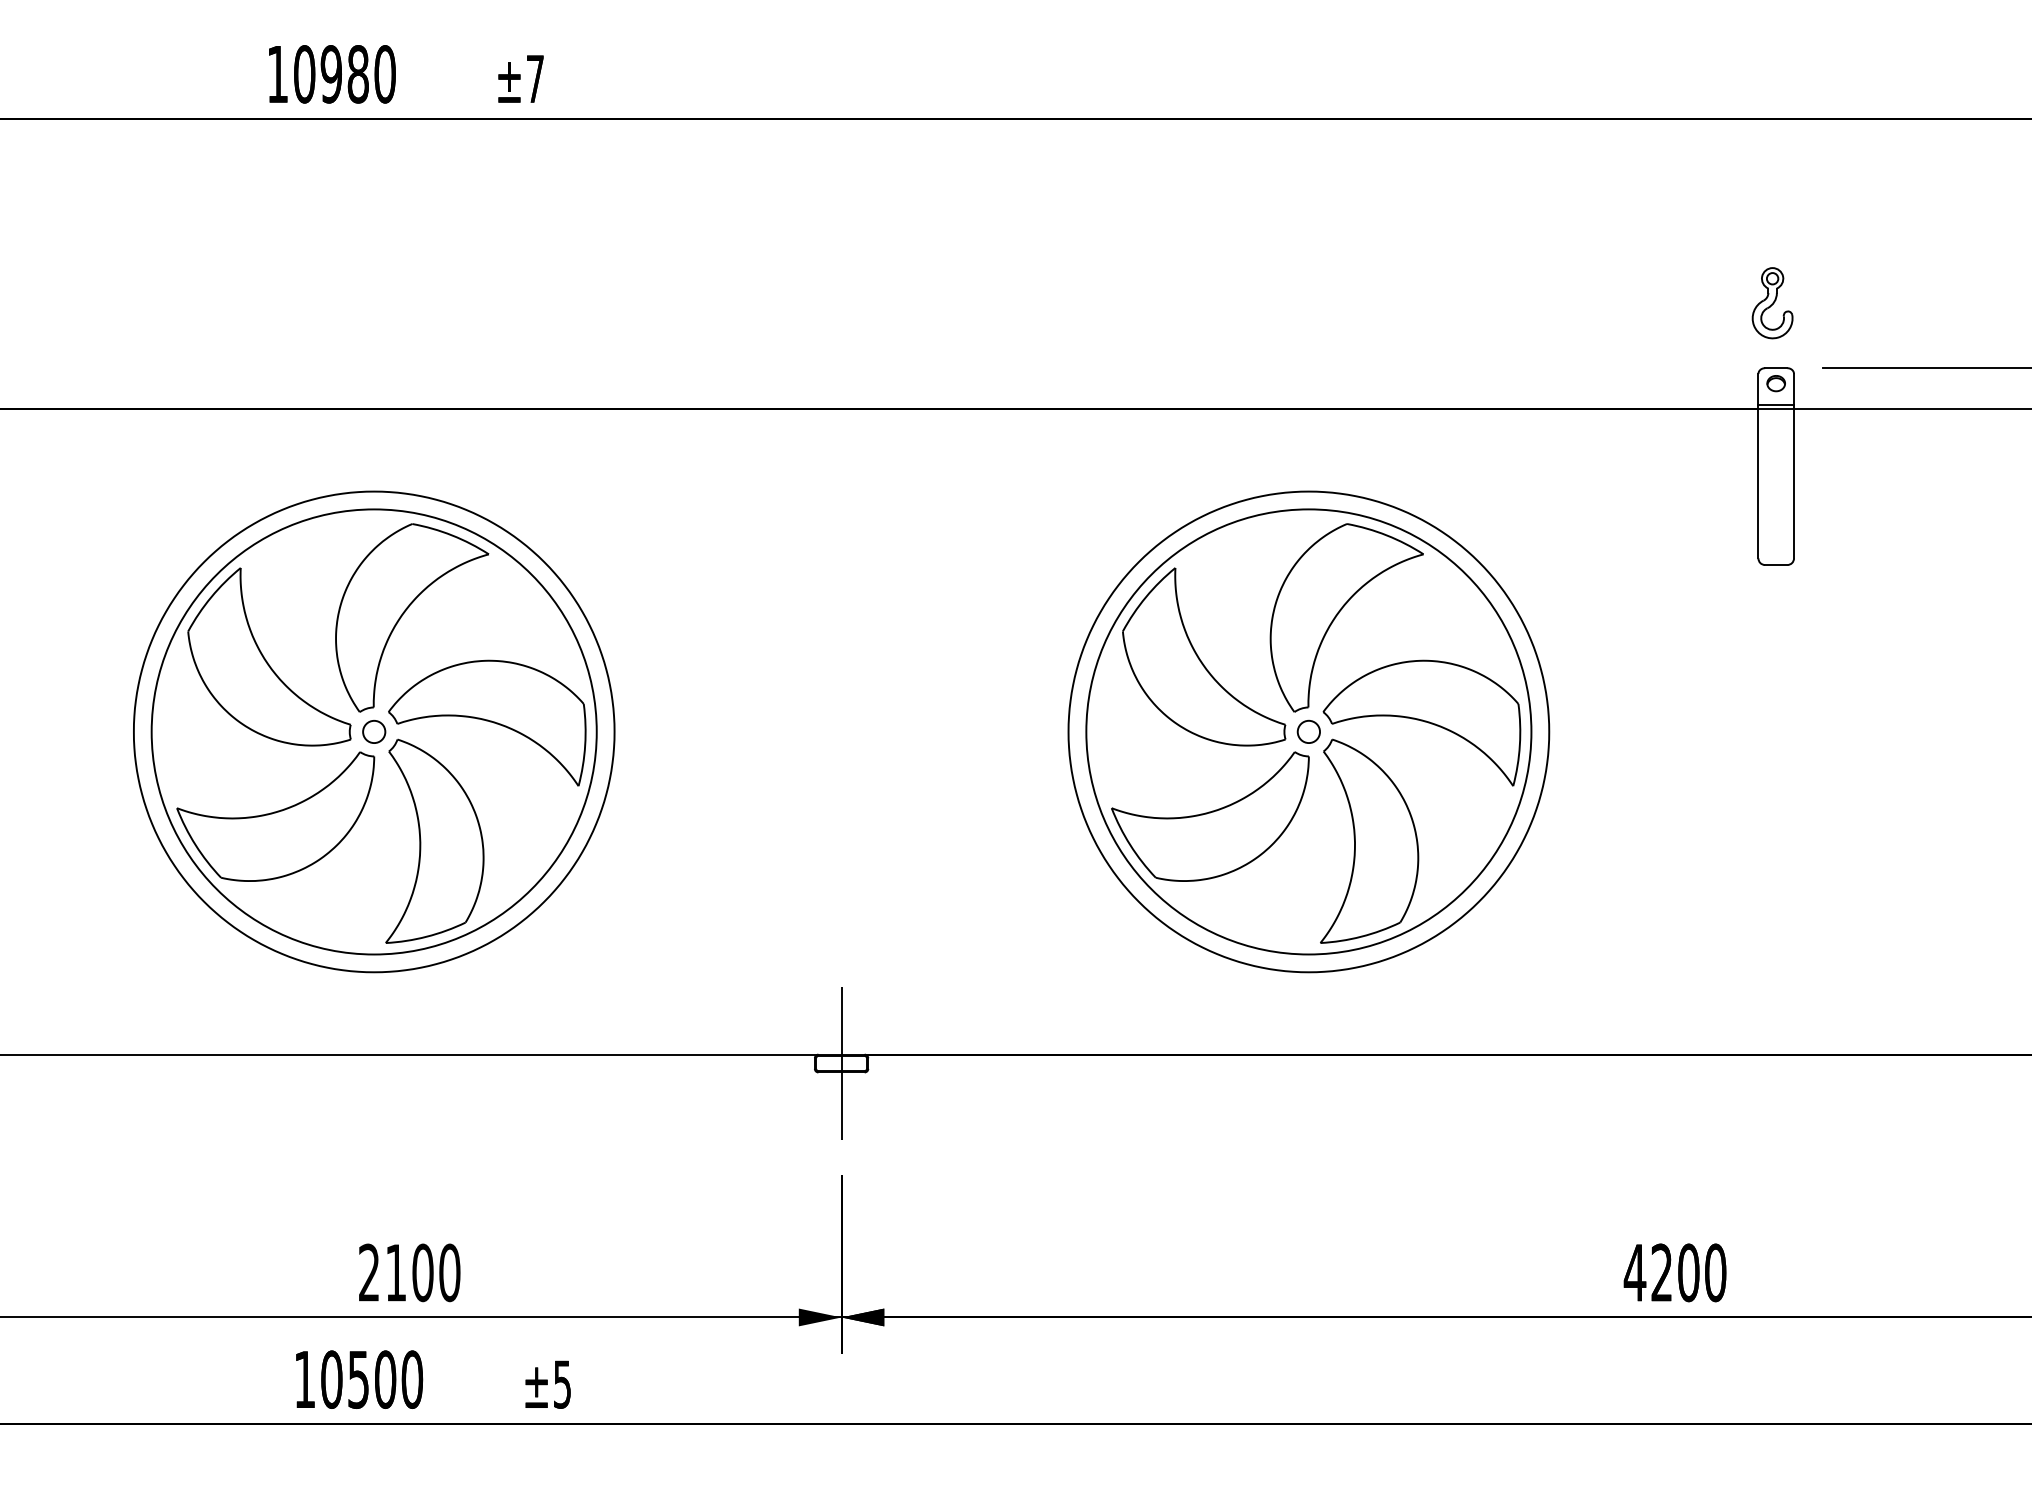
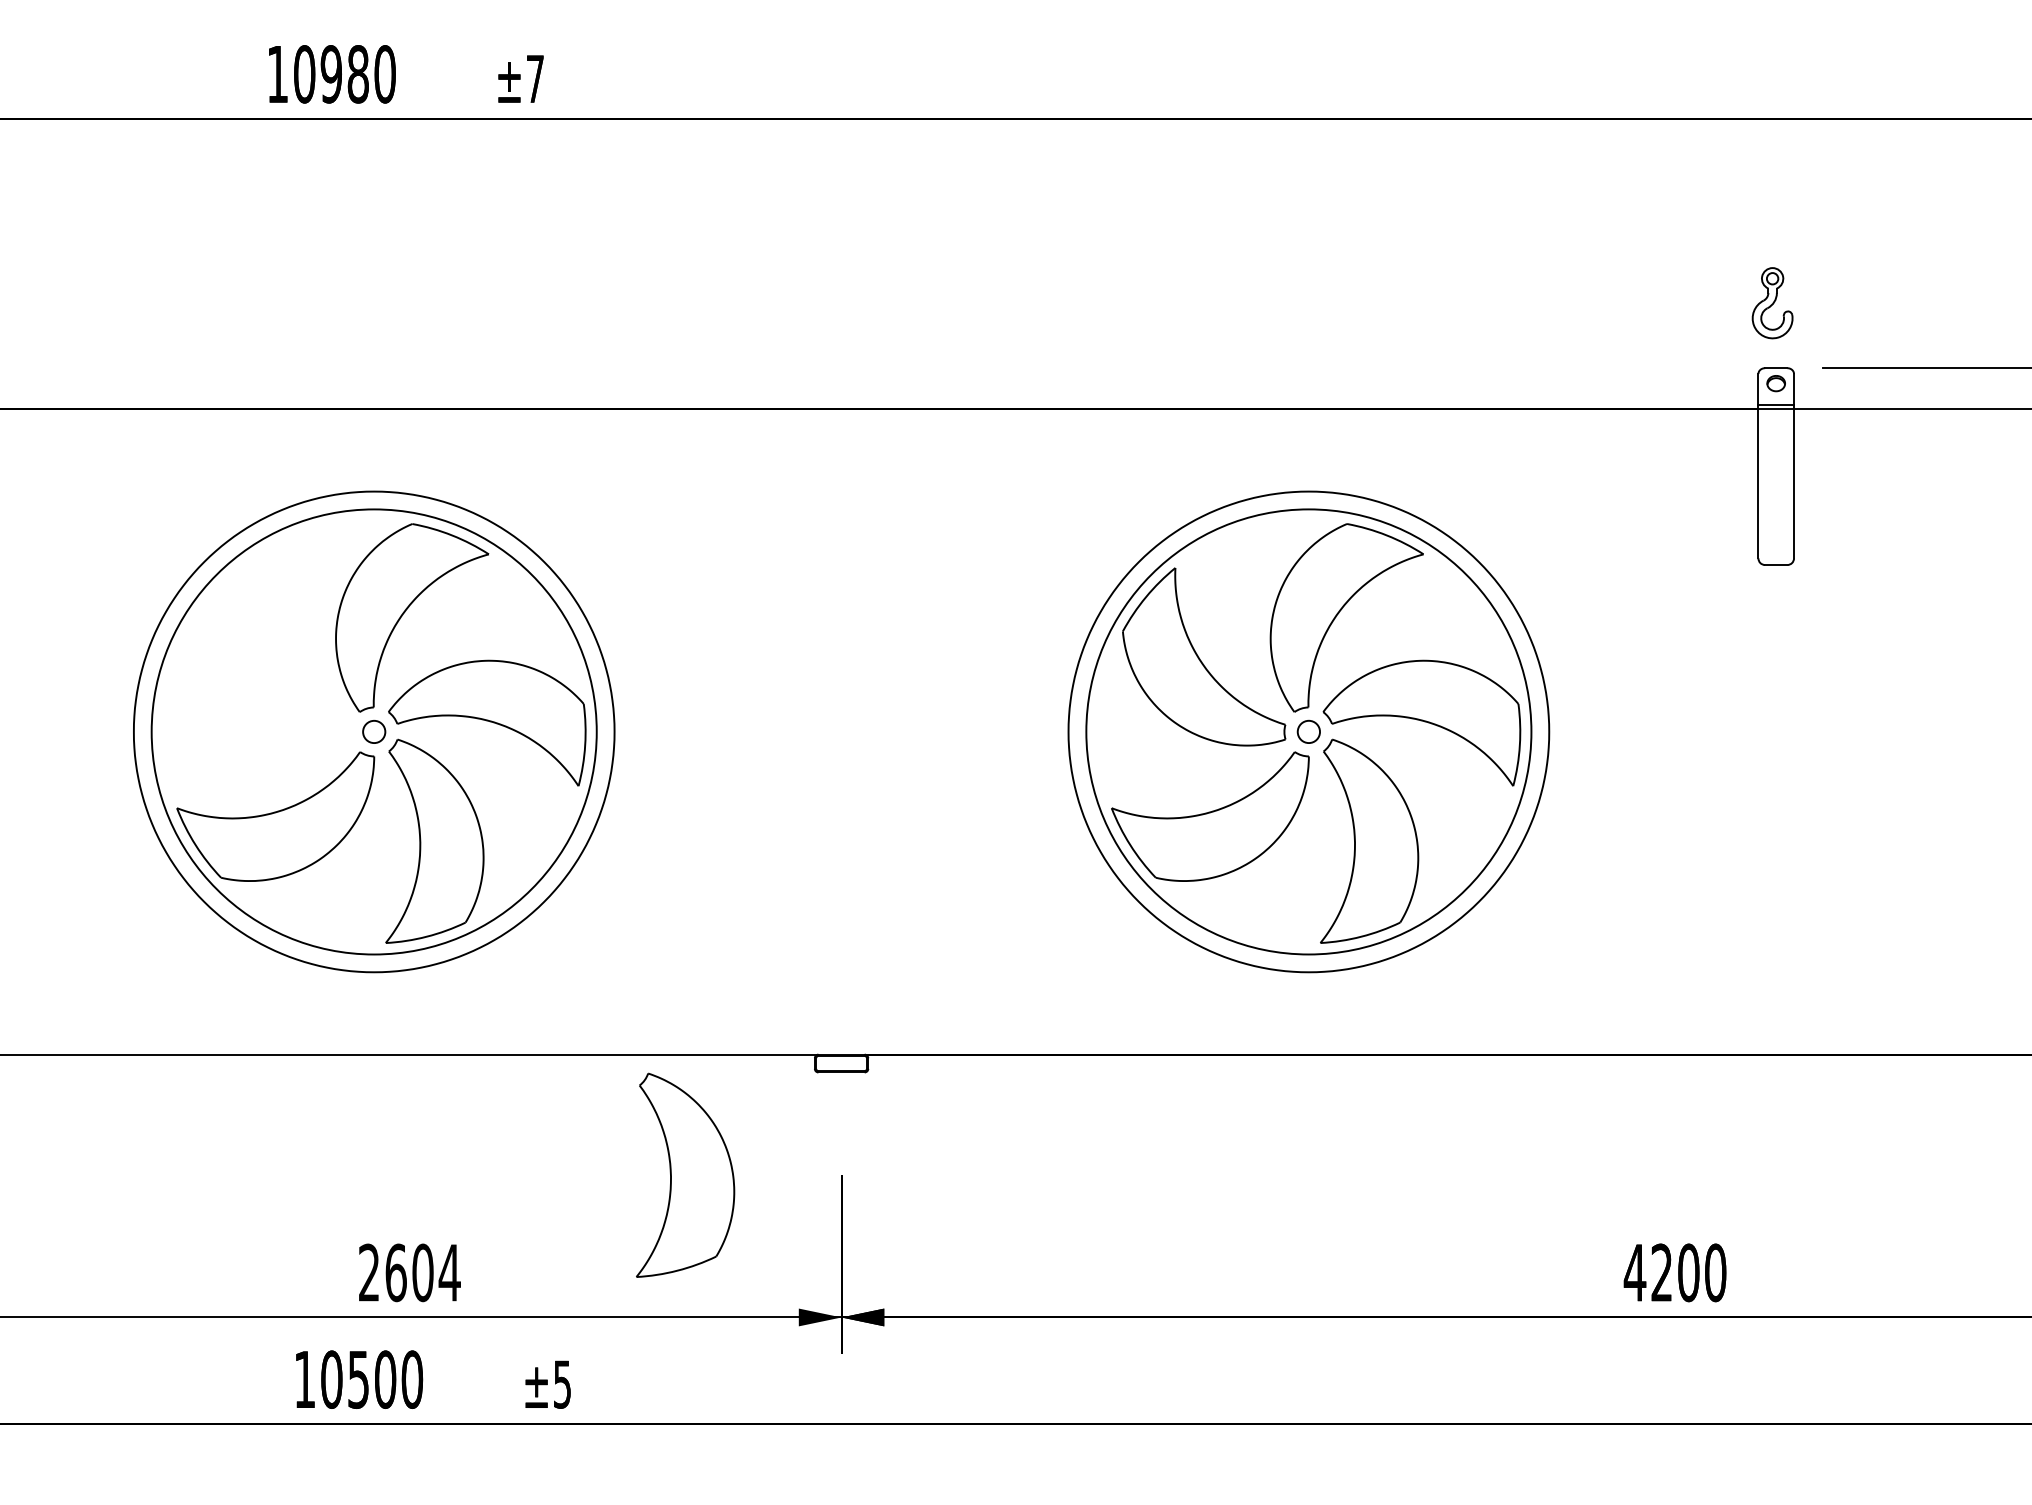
part: present -> none (269, 656)
line: present -> none (841, 1063)
part: none -> present (685, 1174)
text: 2100 -> 2604 (422, 1272)
